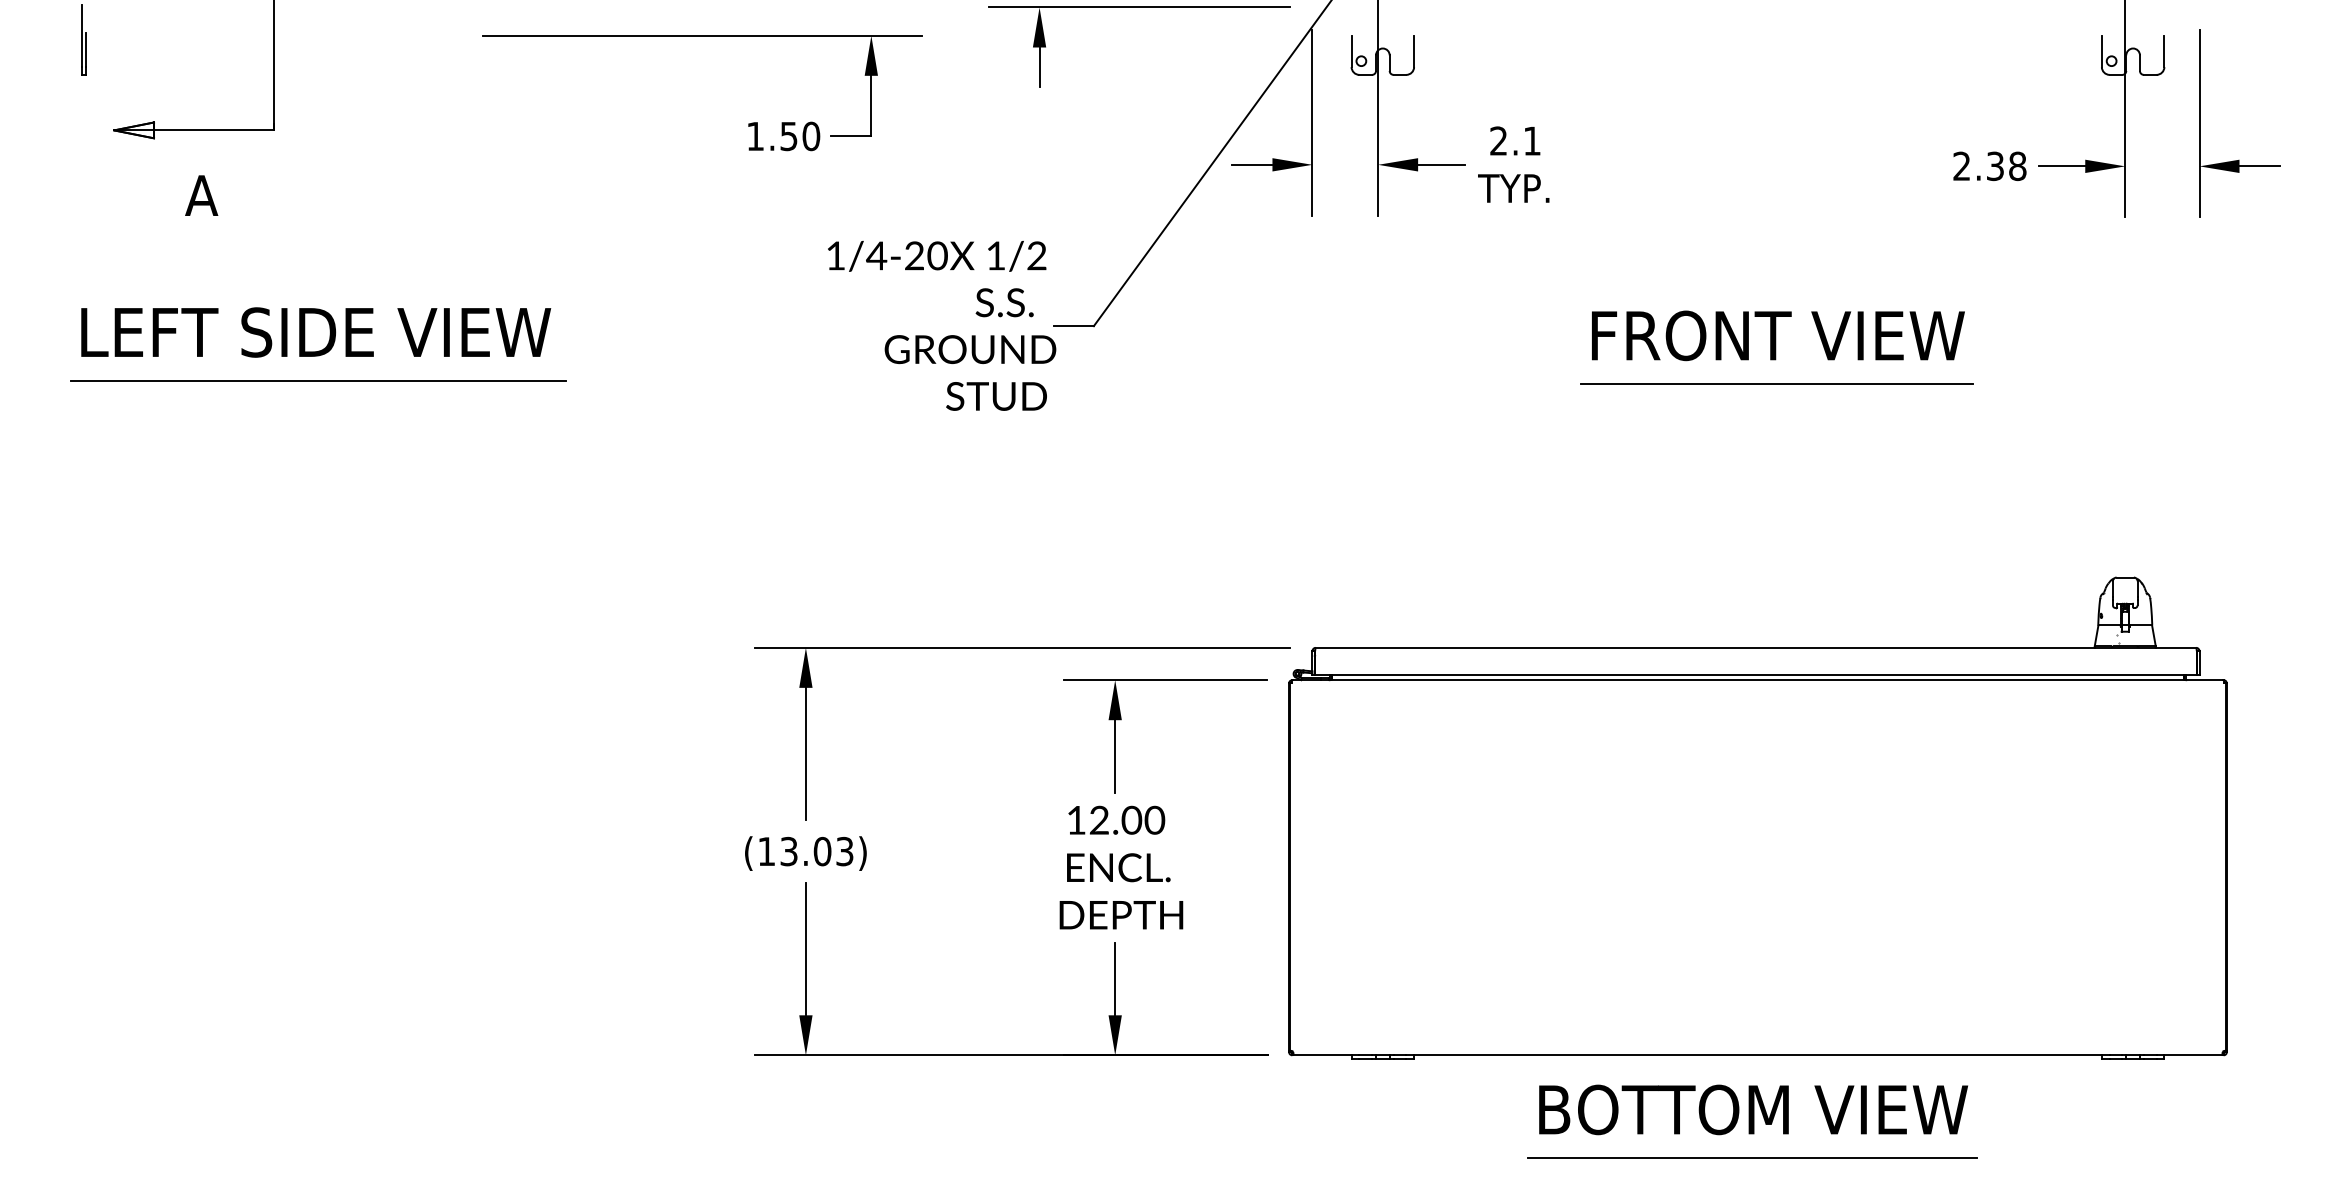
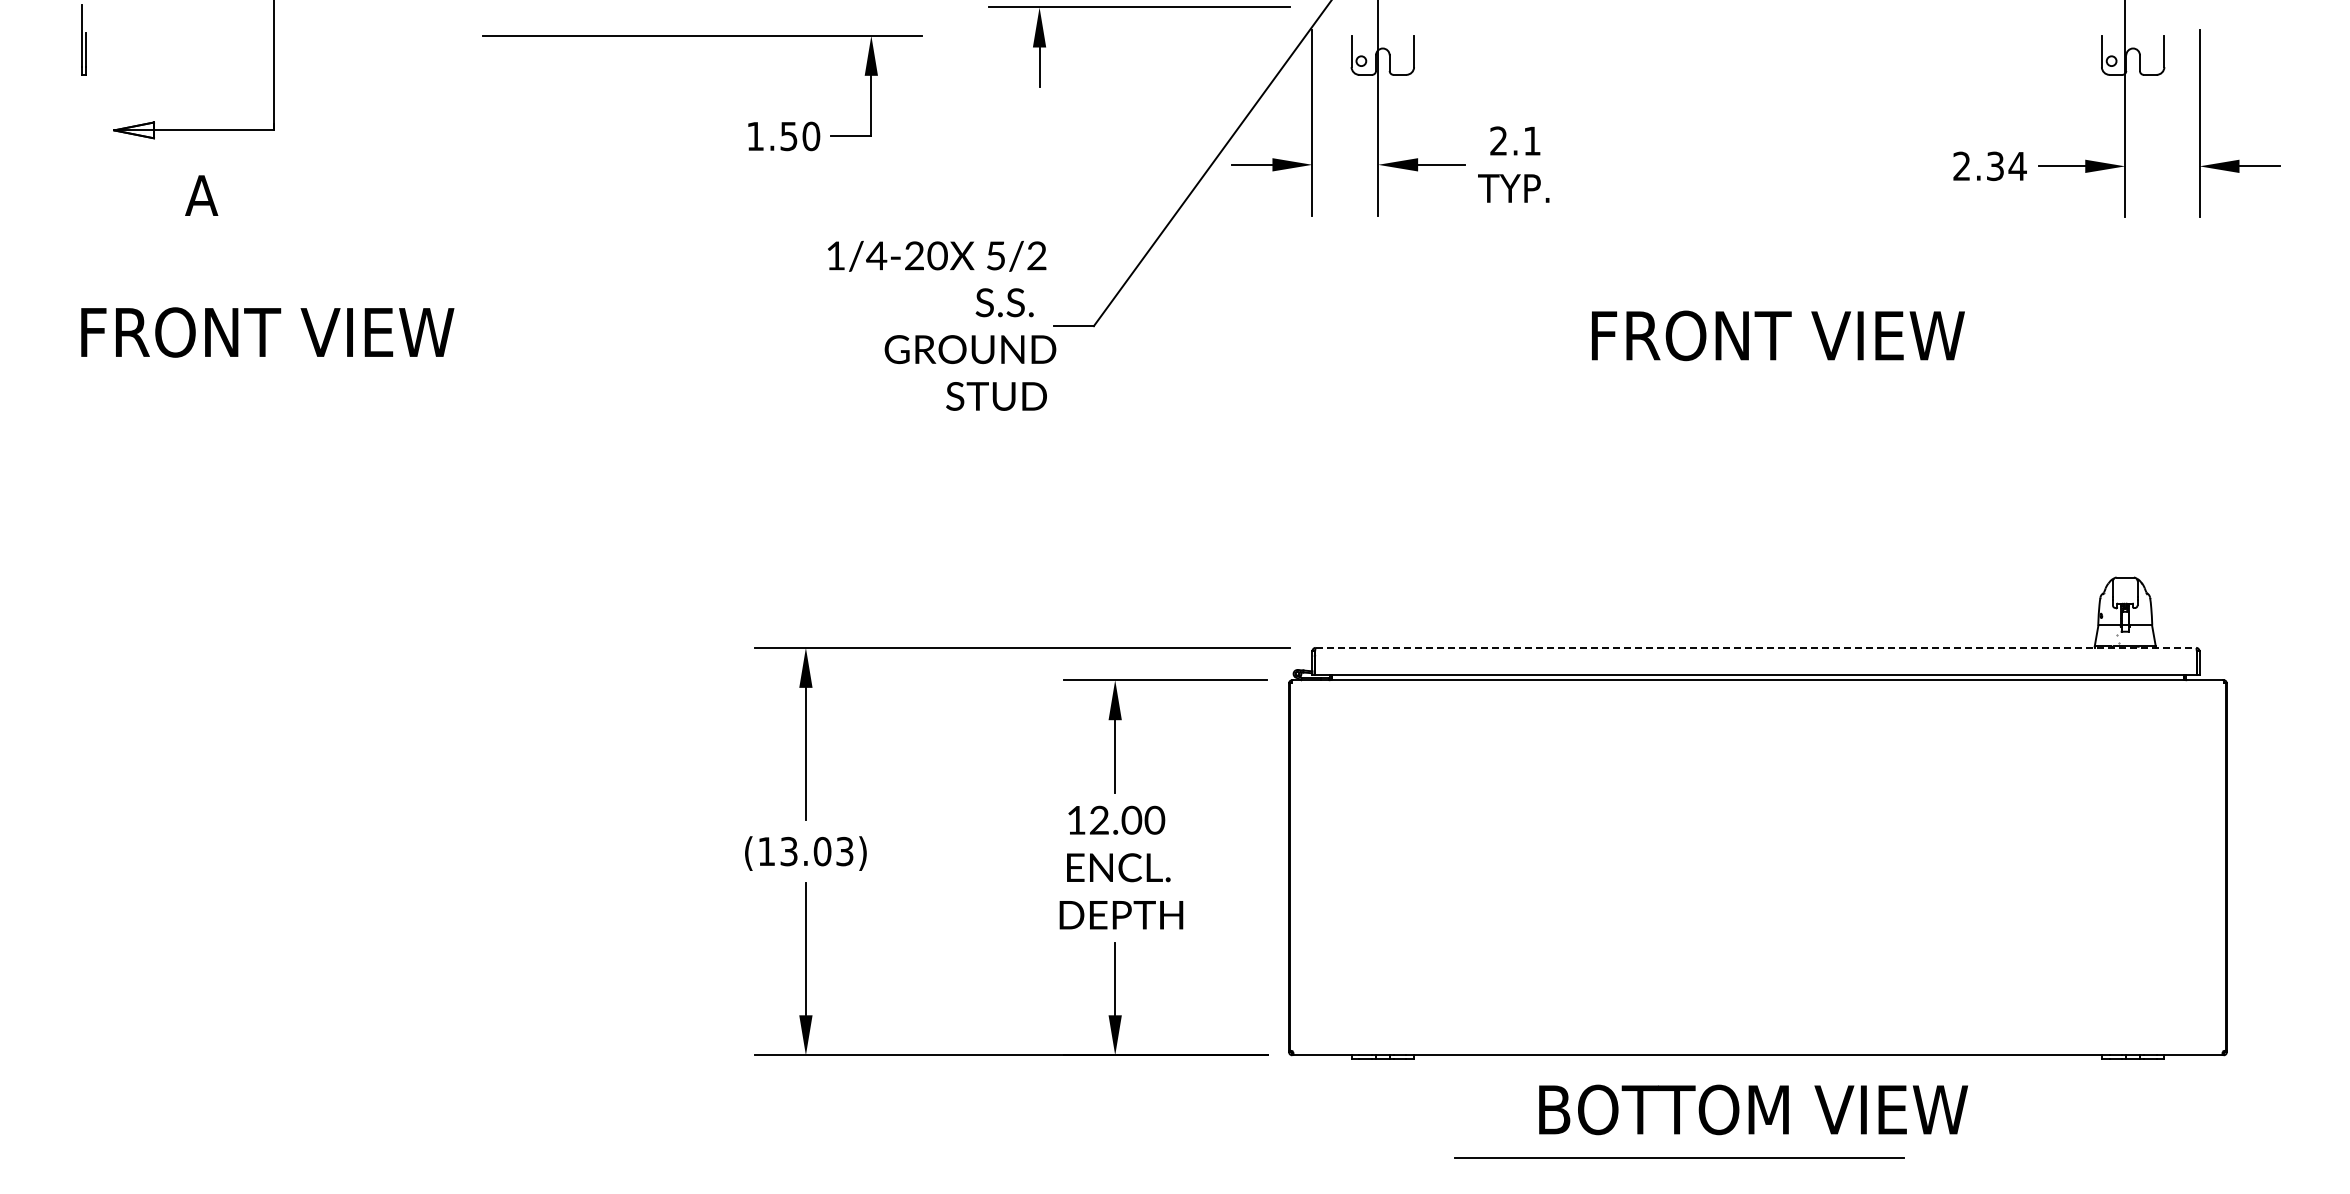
text: 2.38 -> 2.34 (2017, 166)
text: 1/2 -> 5/2 (995, 255)
text: LEFT SIDE VIEW -> FRONT VIEW (319, 332)
line: present -> none (318, 380)
line: present -> none (1777, 384)
line: solid -> dashed (1756, 647)
line position: (1752, 1157) -> (1679, 1157) (1679, 1157)
